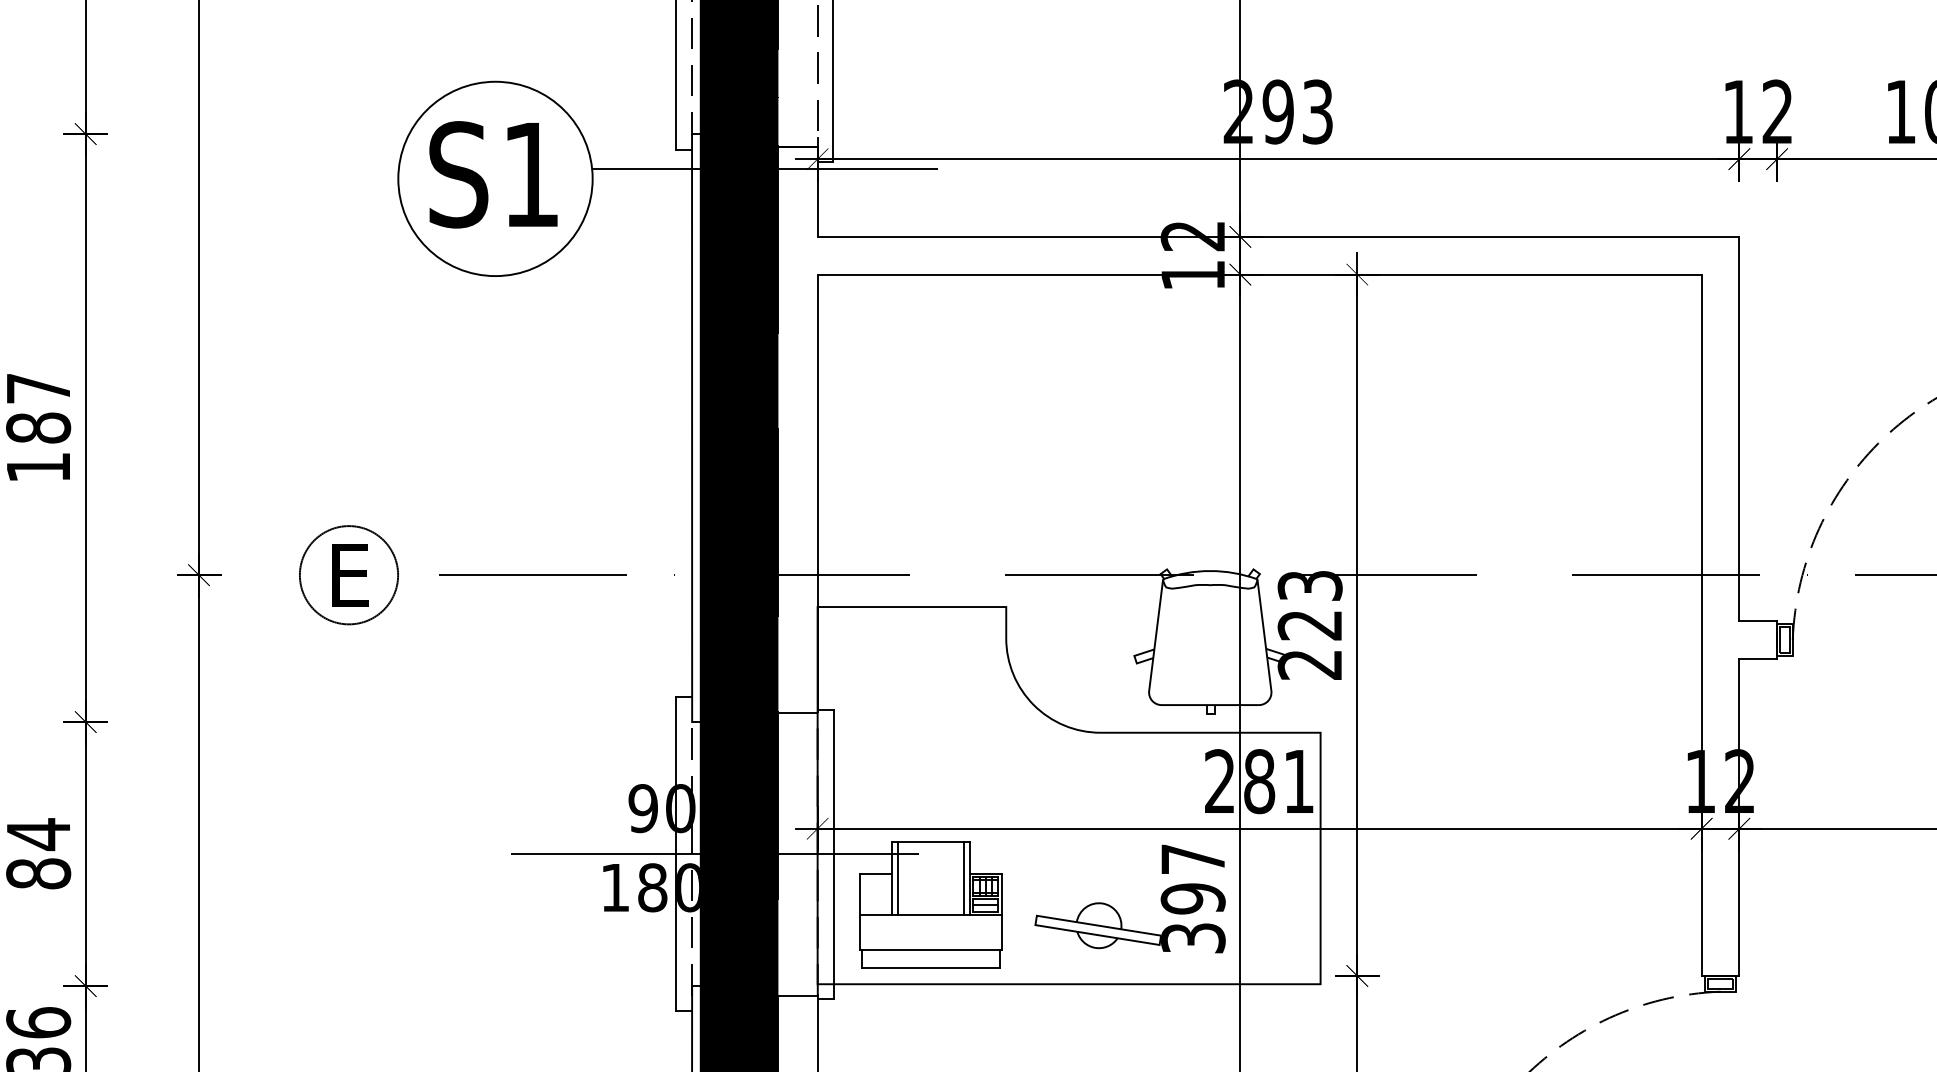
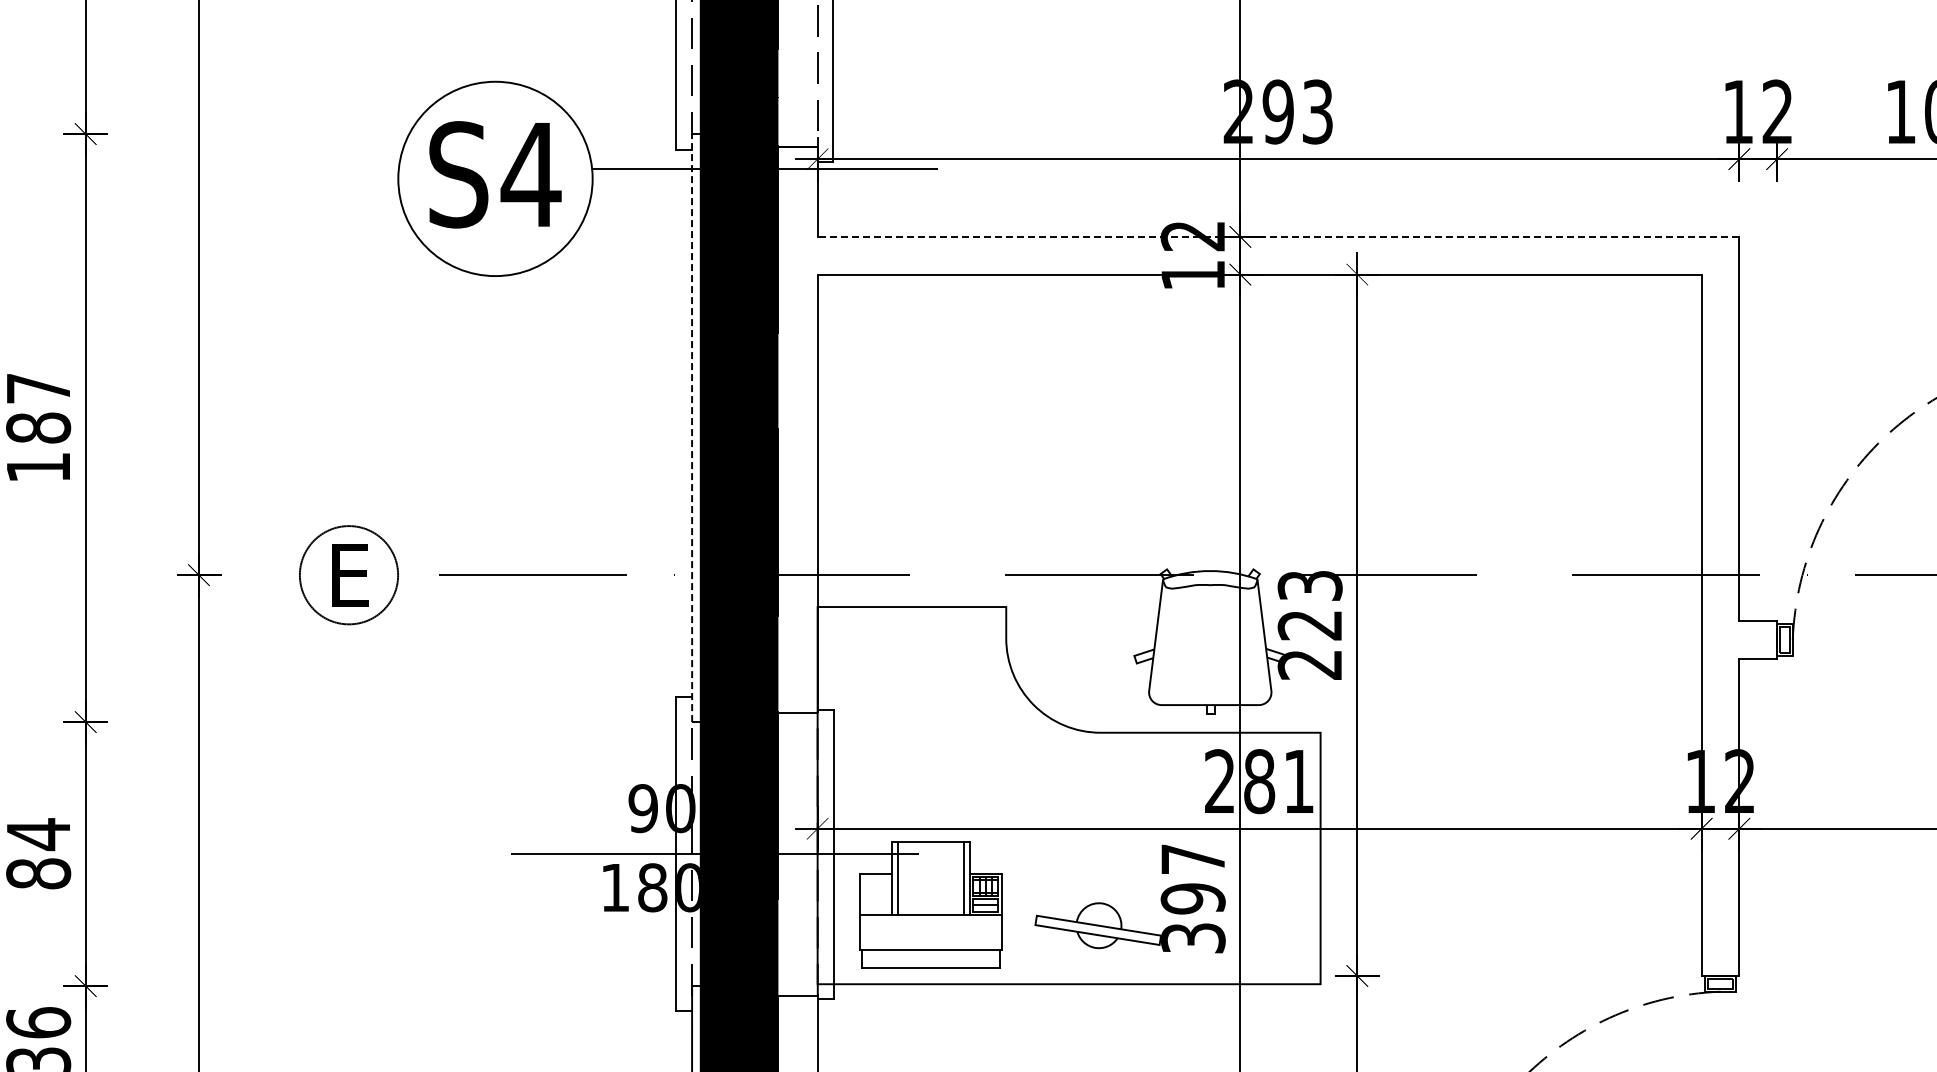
text: S1 -> S4 (530, 174)
line: solid -> dashed (1278, 236)
line: solid -> dashed (692, 427)
